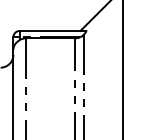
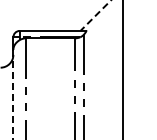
line: solid -> dashed (95, 15)
line: solid -> dashed (13, 94)
